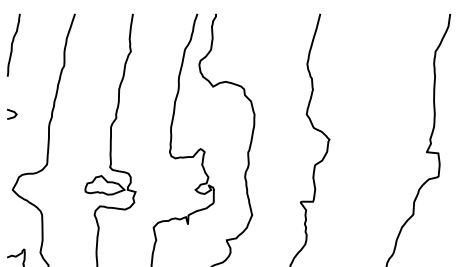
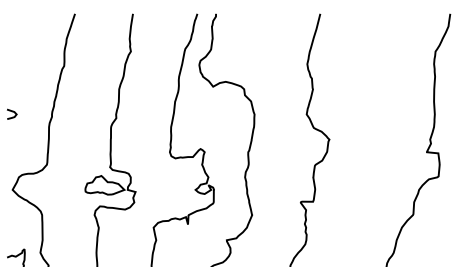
curve: present -> none (13, 43)
